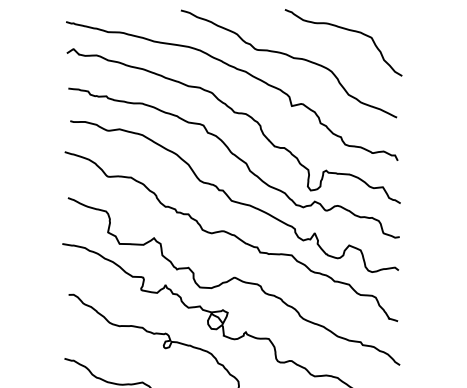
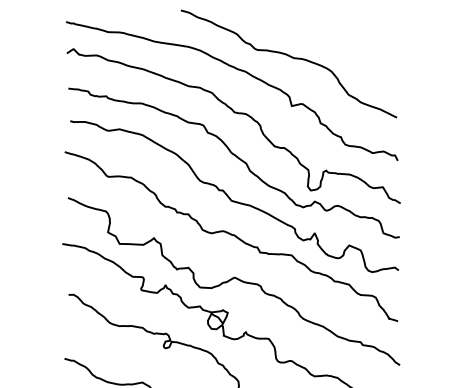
curve: present -> none (346, 30)
